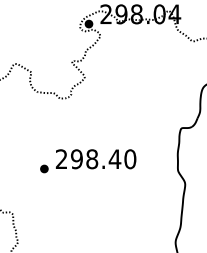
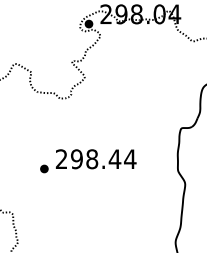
text: 298.40 -> 298.44 (130, 159)
